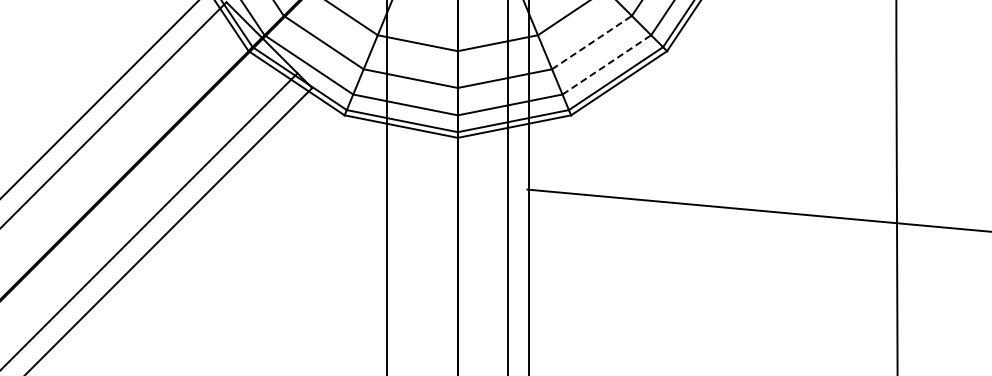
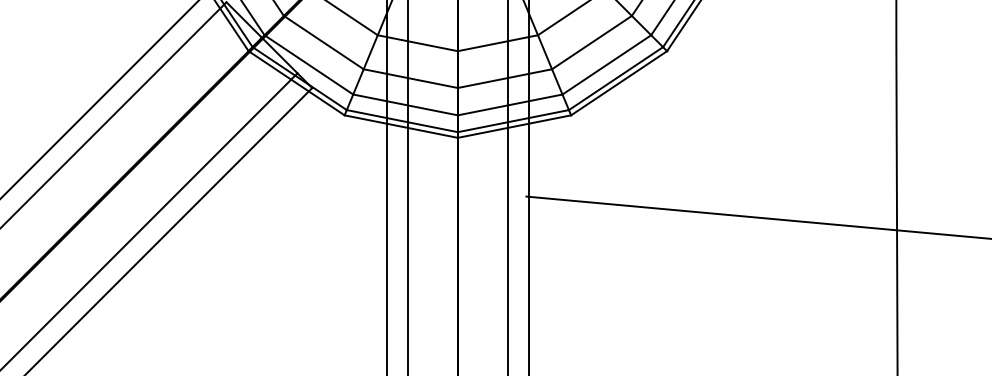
line: dashed -> solid (592, 42)
line: dashed -> solid (607, 64)
line: none -> present (407, 187)
line position: (757, 210) -> (757, 217) (757, 217)
